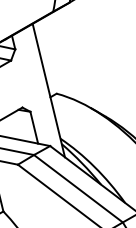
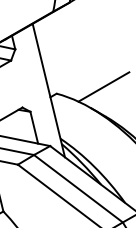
line: none -> present (103, 86)
